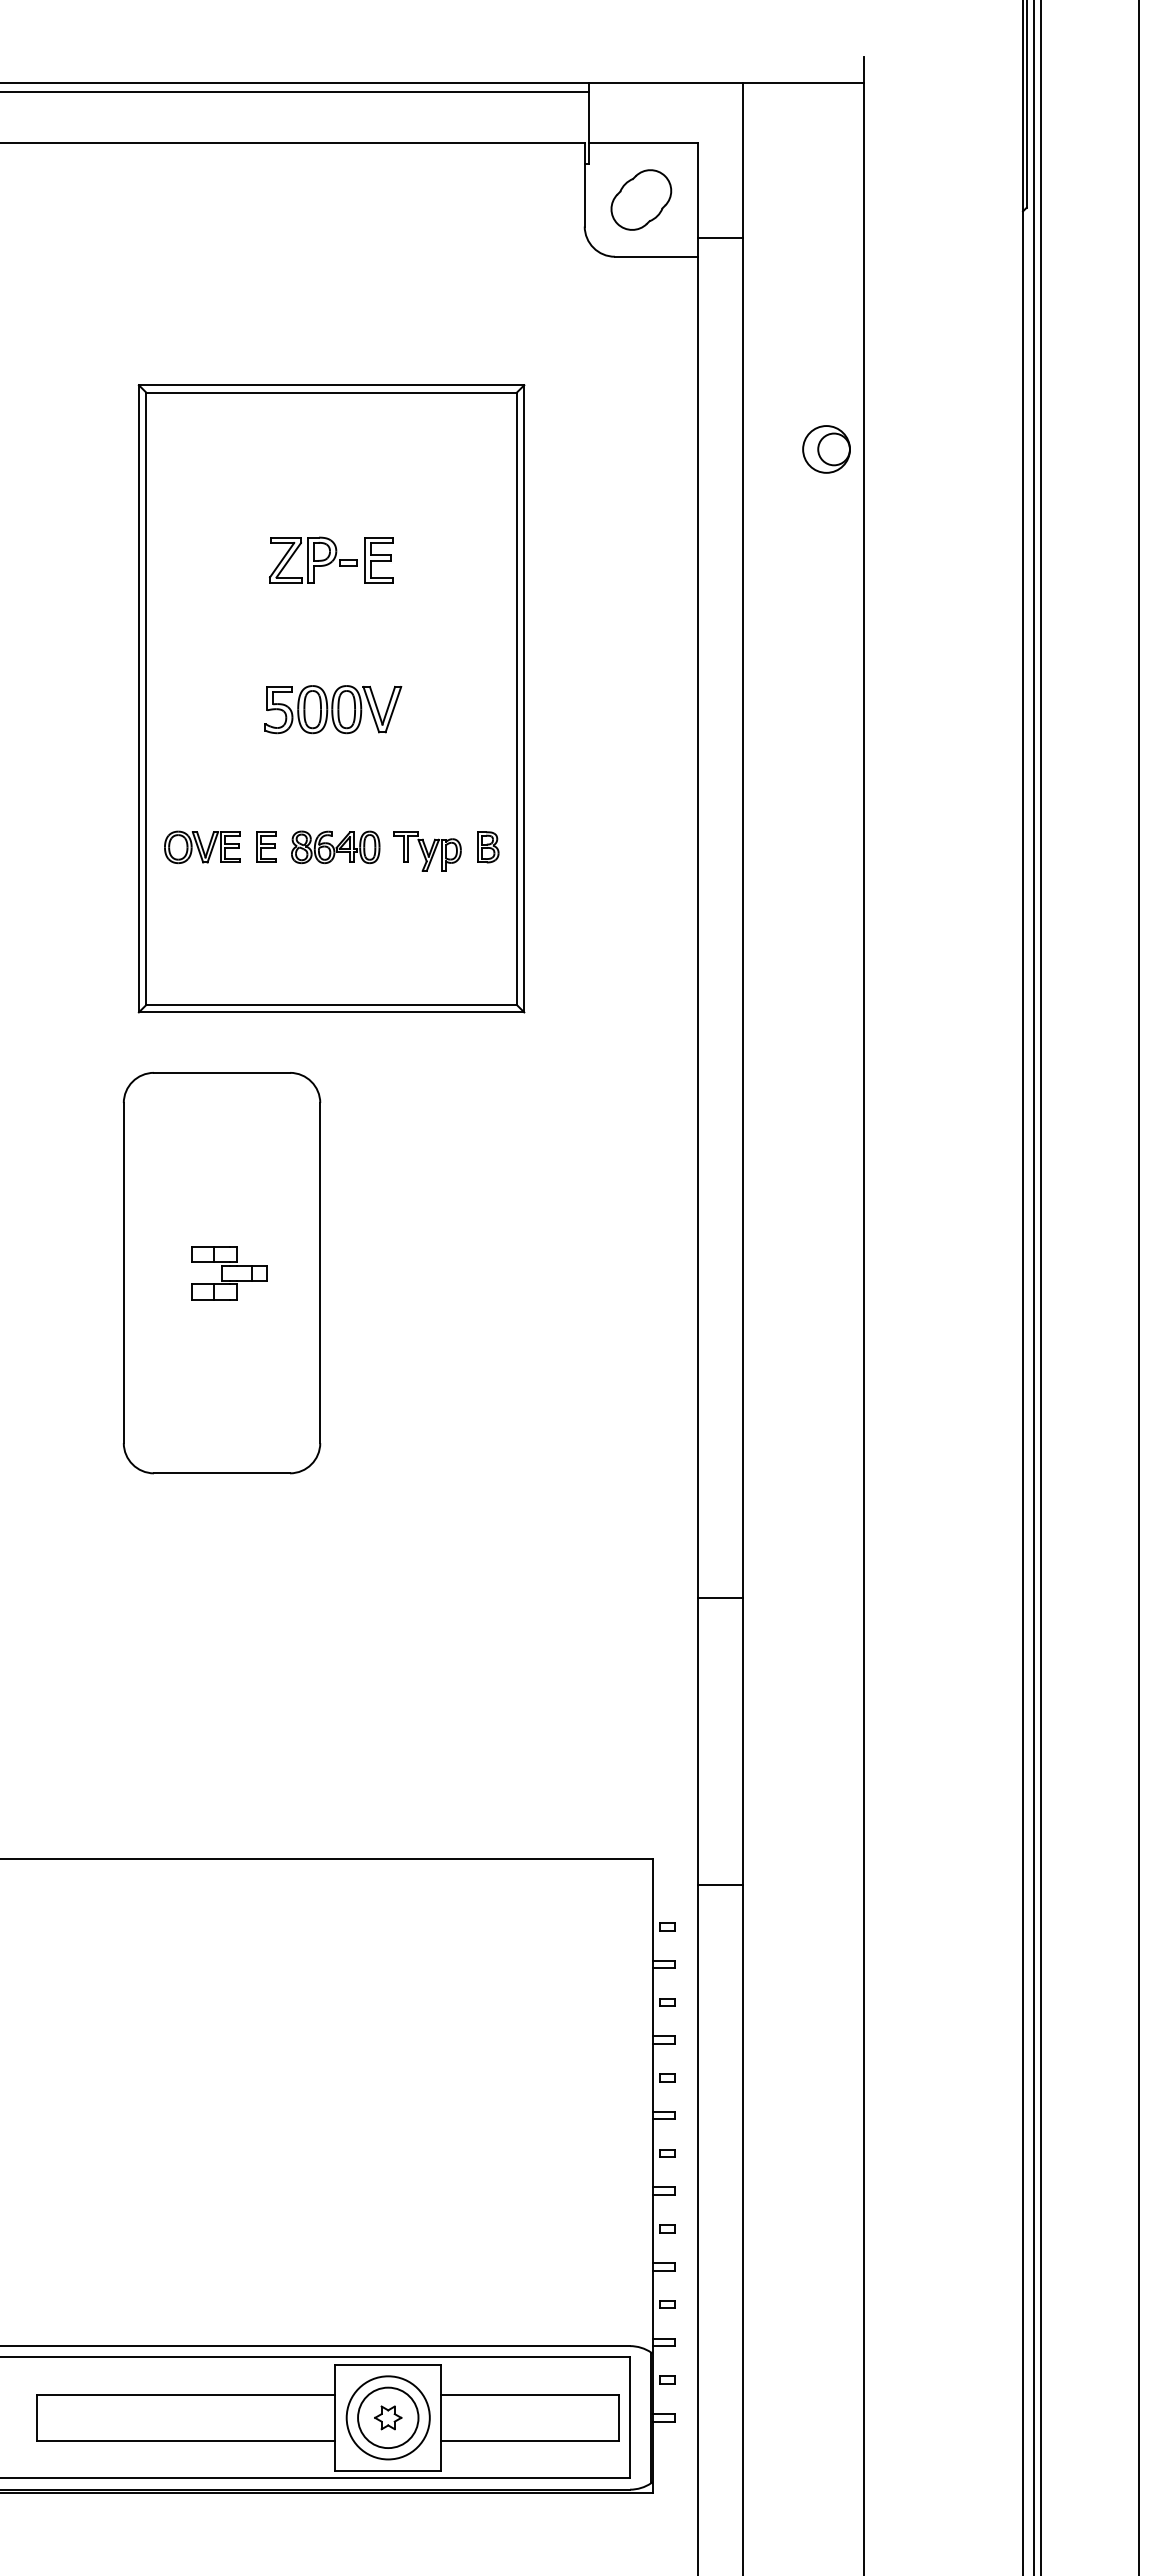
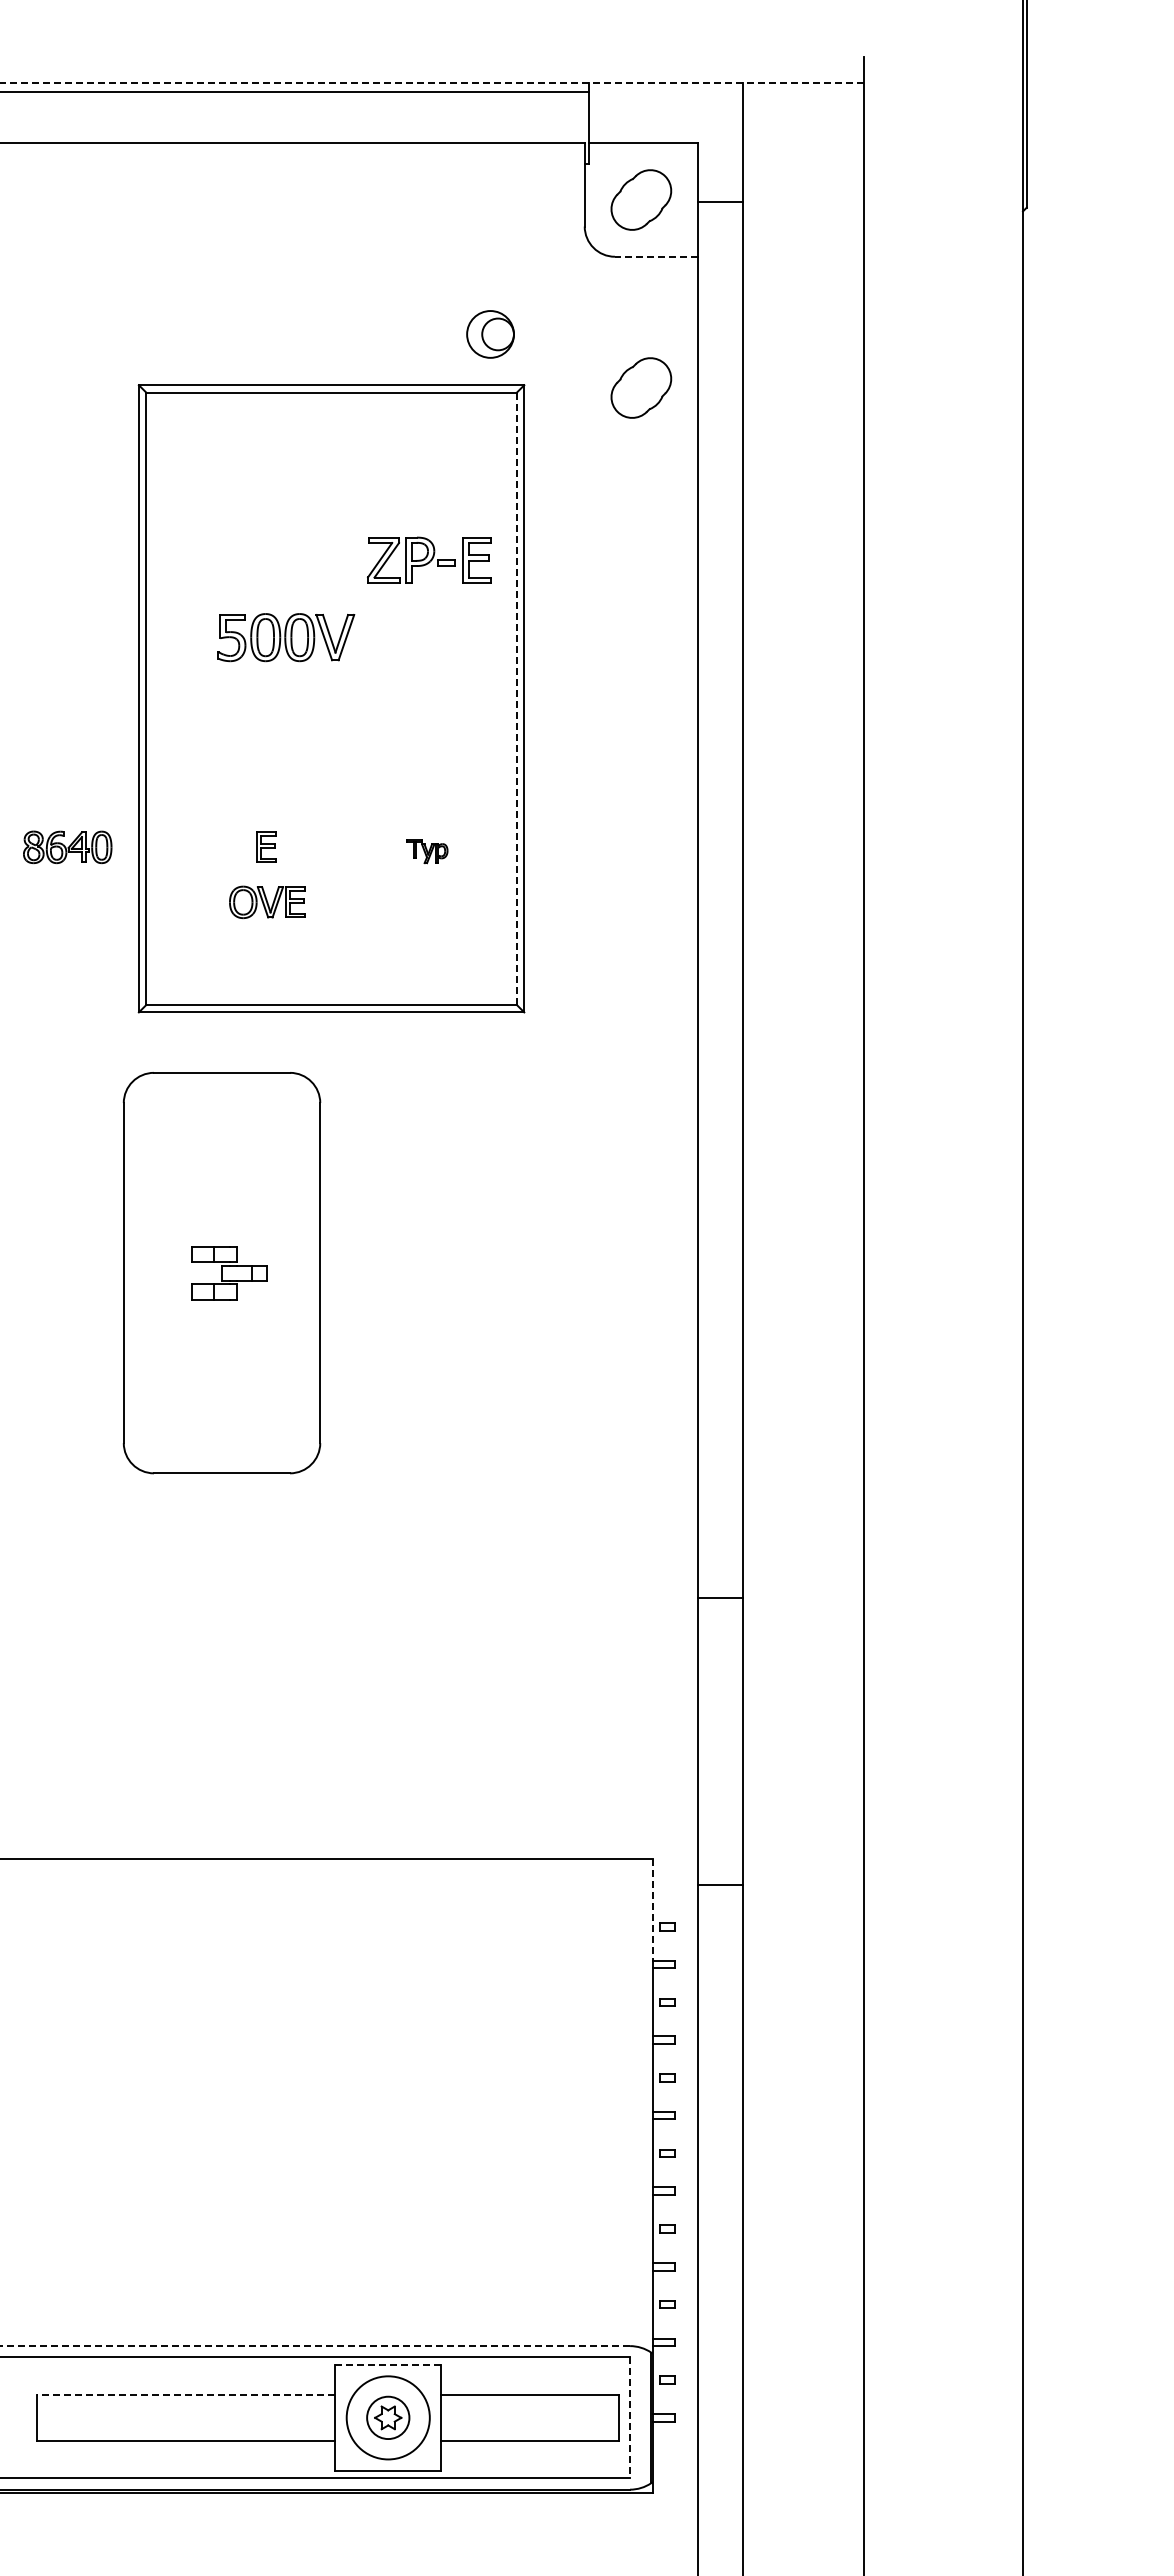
line: solid -> dashed (432, 82)
line position: (720, 237) -> (720, 201) (720, 201)
line: solid -> dashed (656, 256)
part: none -> present (641, 387)
part position: (826, 449) -> (490, 334) (490, 334)
part position: (331, 559) -> (429, 559) (429, 559)
line: solid -> dashed (516, 699)
part position: (333, 709) -> (286, 637) (286, 637)
part position: (202, 847) -> (267, 902) (267, 902)
part position: (335, 847) -> (67, 847) (67, 847)
part: present -> none (488, 847)
part size: 69x41 px -> 43x26 px (427, 851)
line: present -> none (1033, 1287)
line: present -> none (1041, 1287)
line: present -> none (1139, 1287)
line: solid -> dashed (652, 1910)
line: solid -> dashed (315, 2346)
line: solid -> dashed (388, 2365)
line: solid -> dashed (185, 2395)
circle diameter: 60 px -> 42 px (388, 2417)
line: solid -> dashed (630, 2418)
